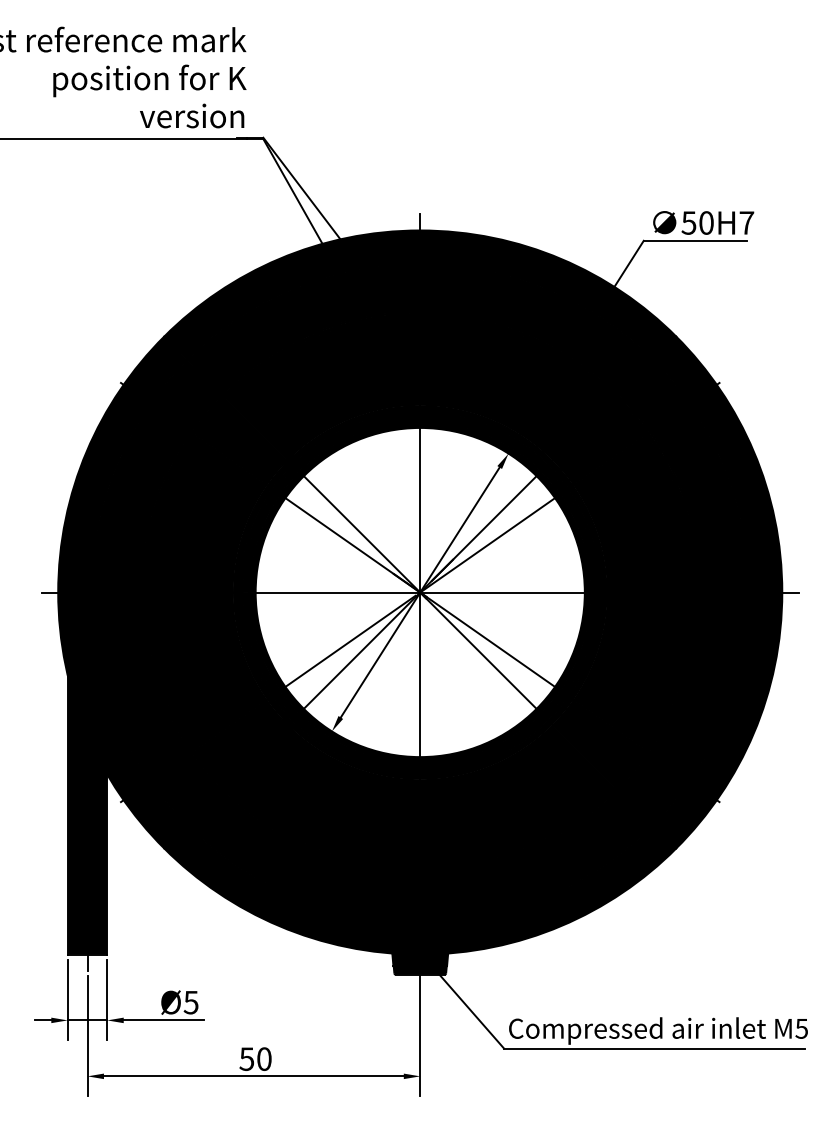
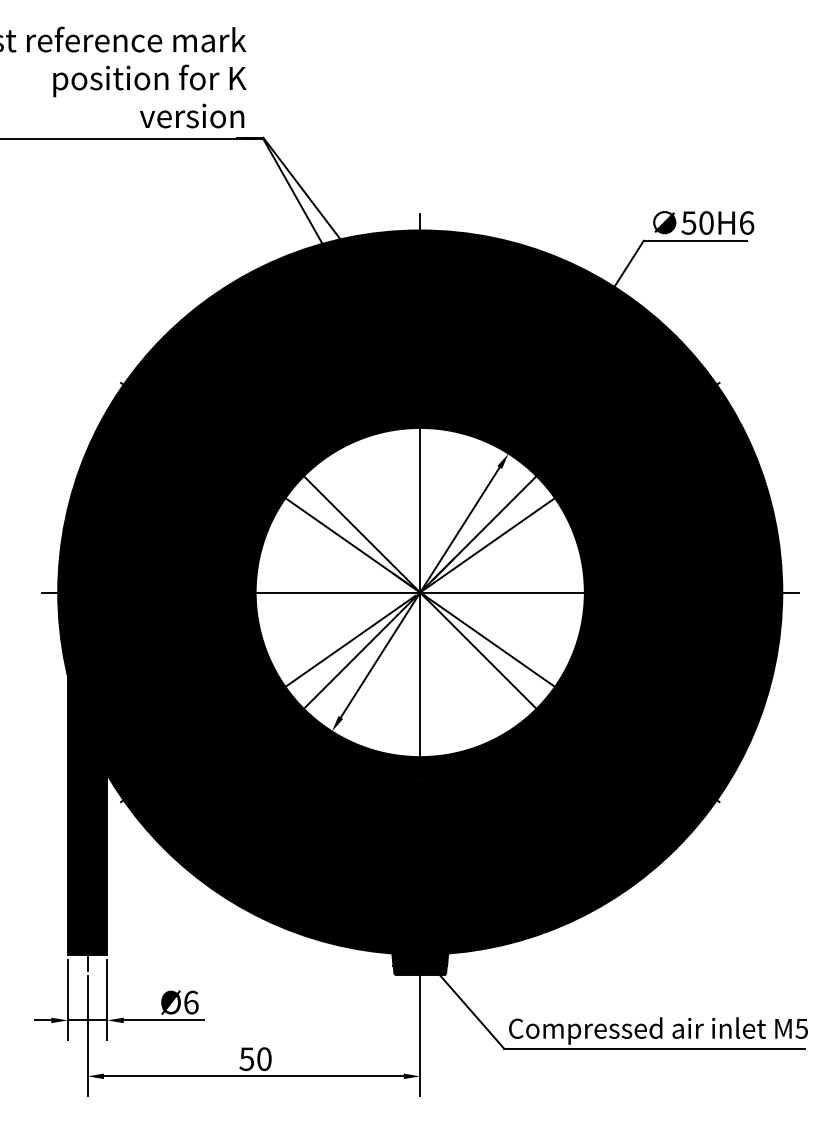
text: 50H7 -> 50H6 (746, 222)
text: Ø5 -> Ø6 (190, 1002)
